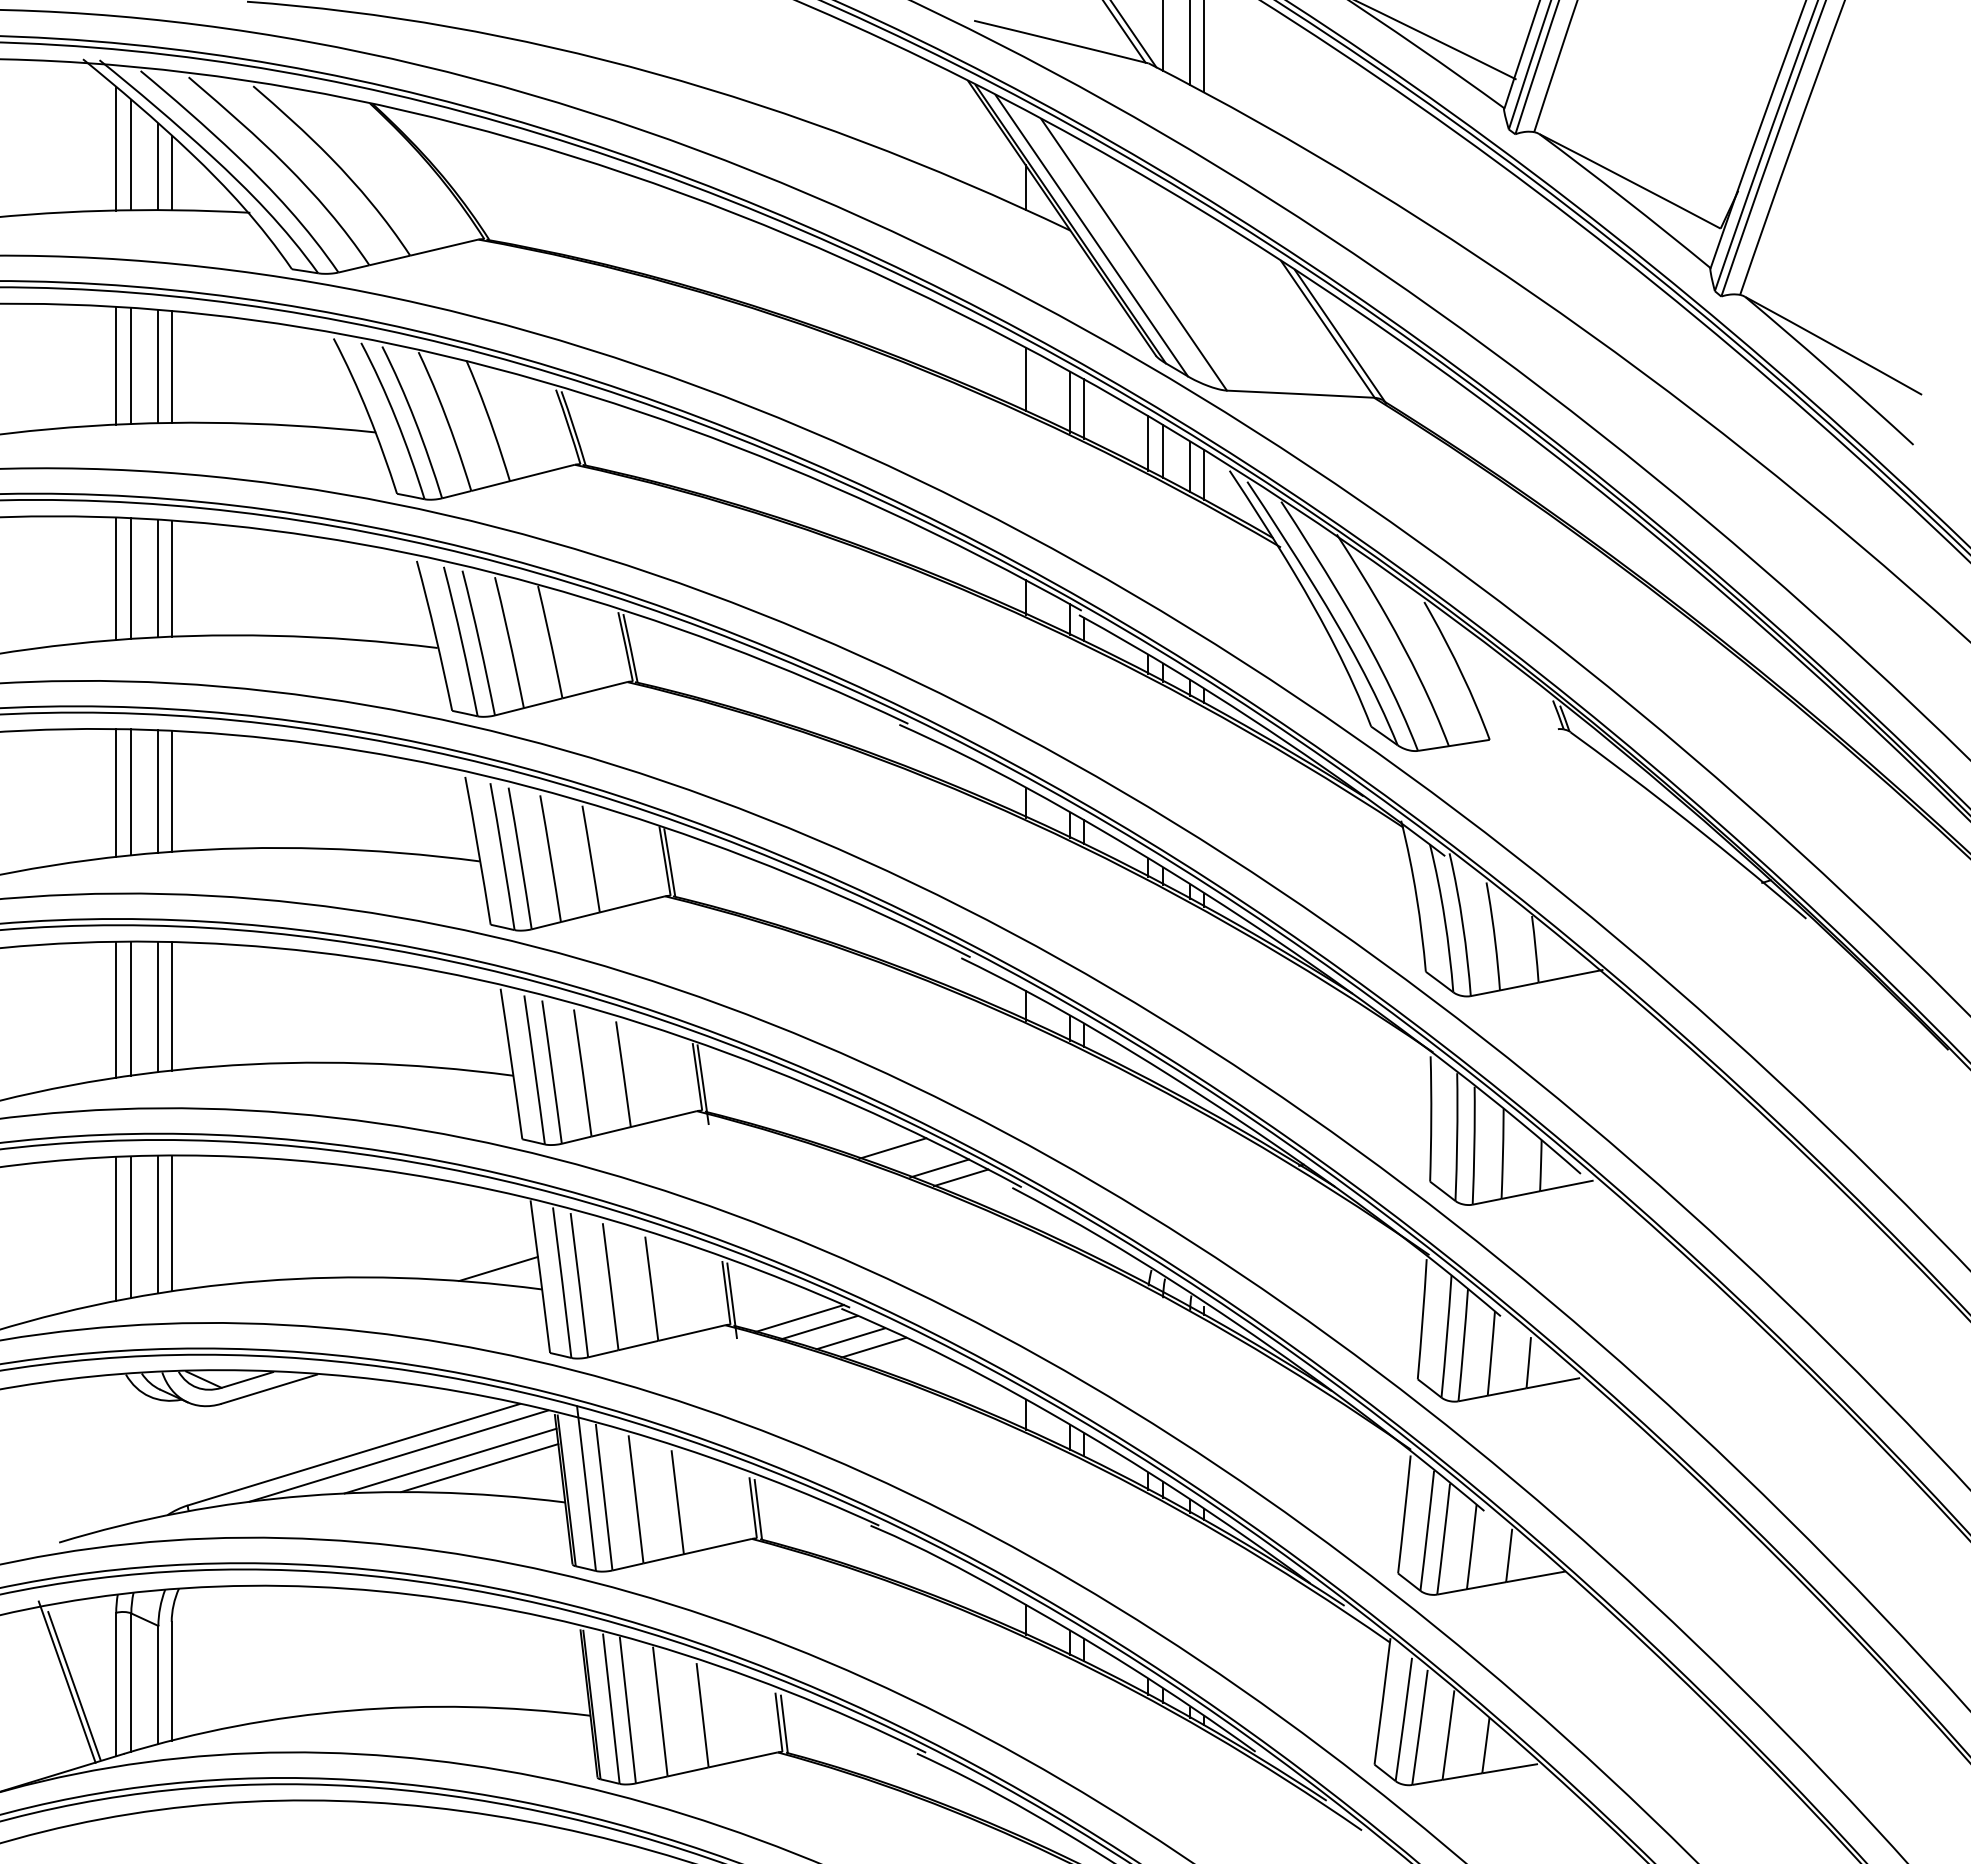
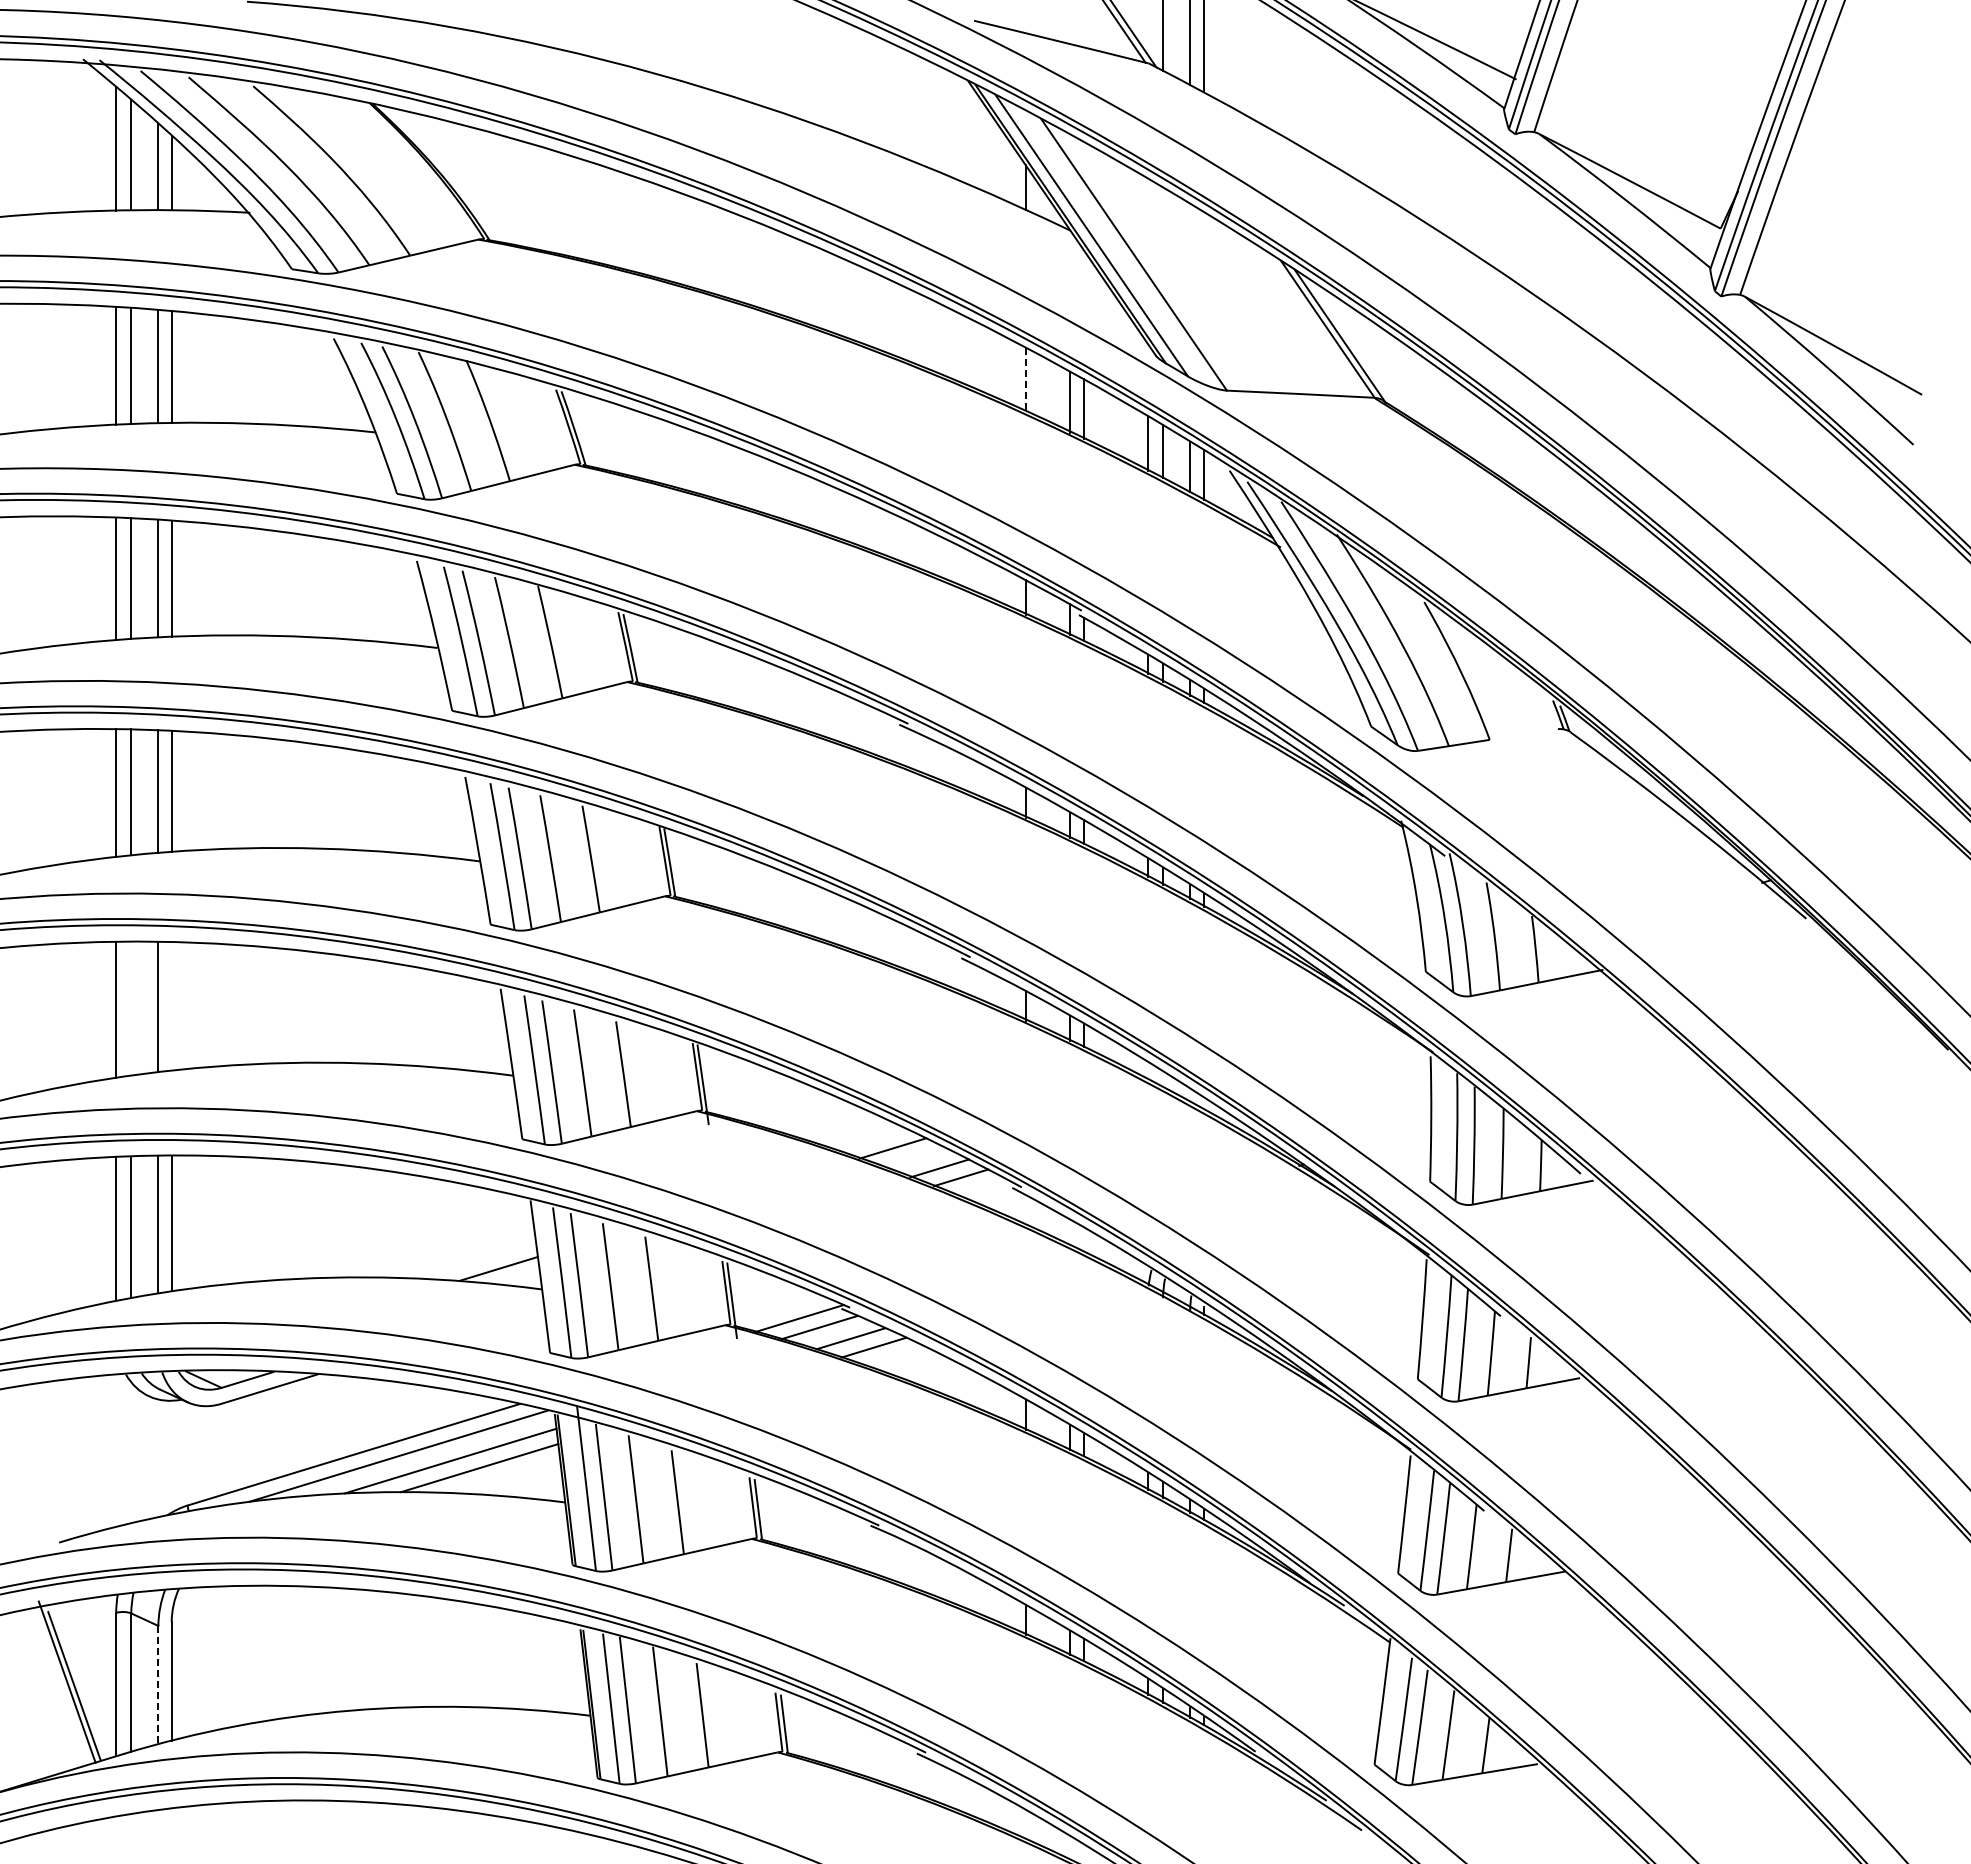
line: solid -> dashed (1025, 379)
line: present -> none (171, 1006)
line: present -> none (131, 1008)
line: solid -> dashed (158, 1685)
